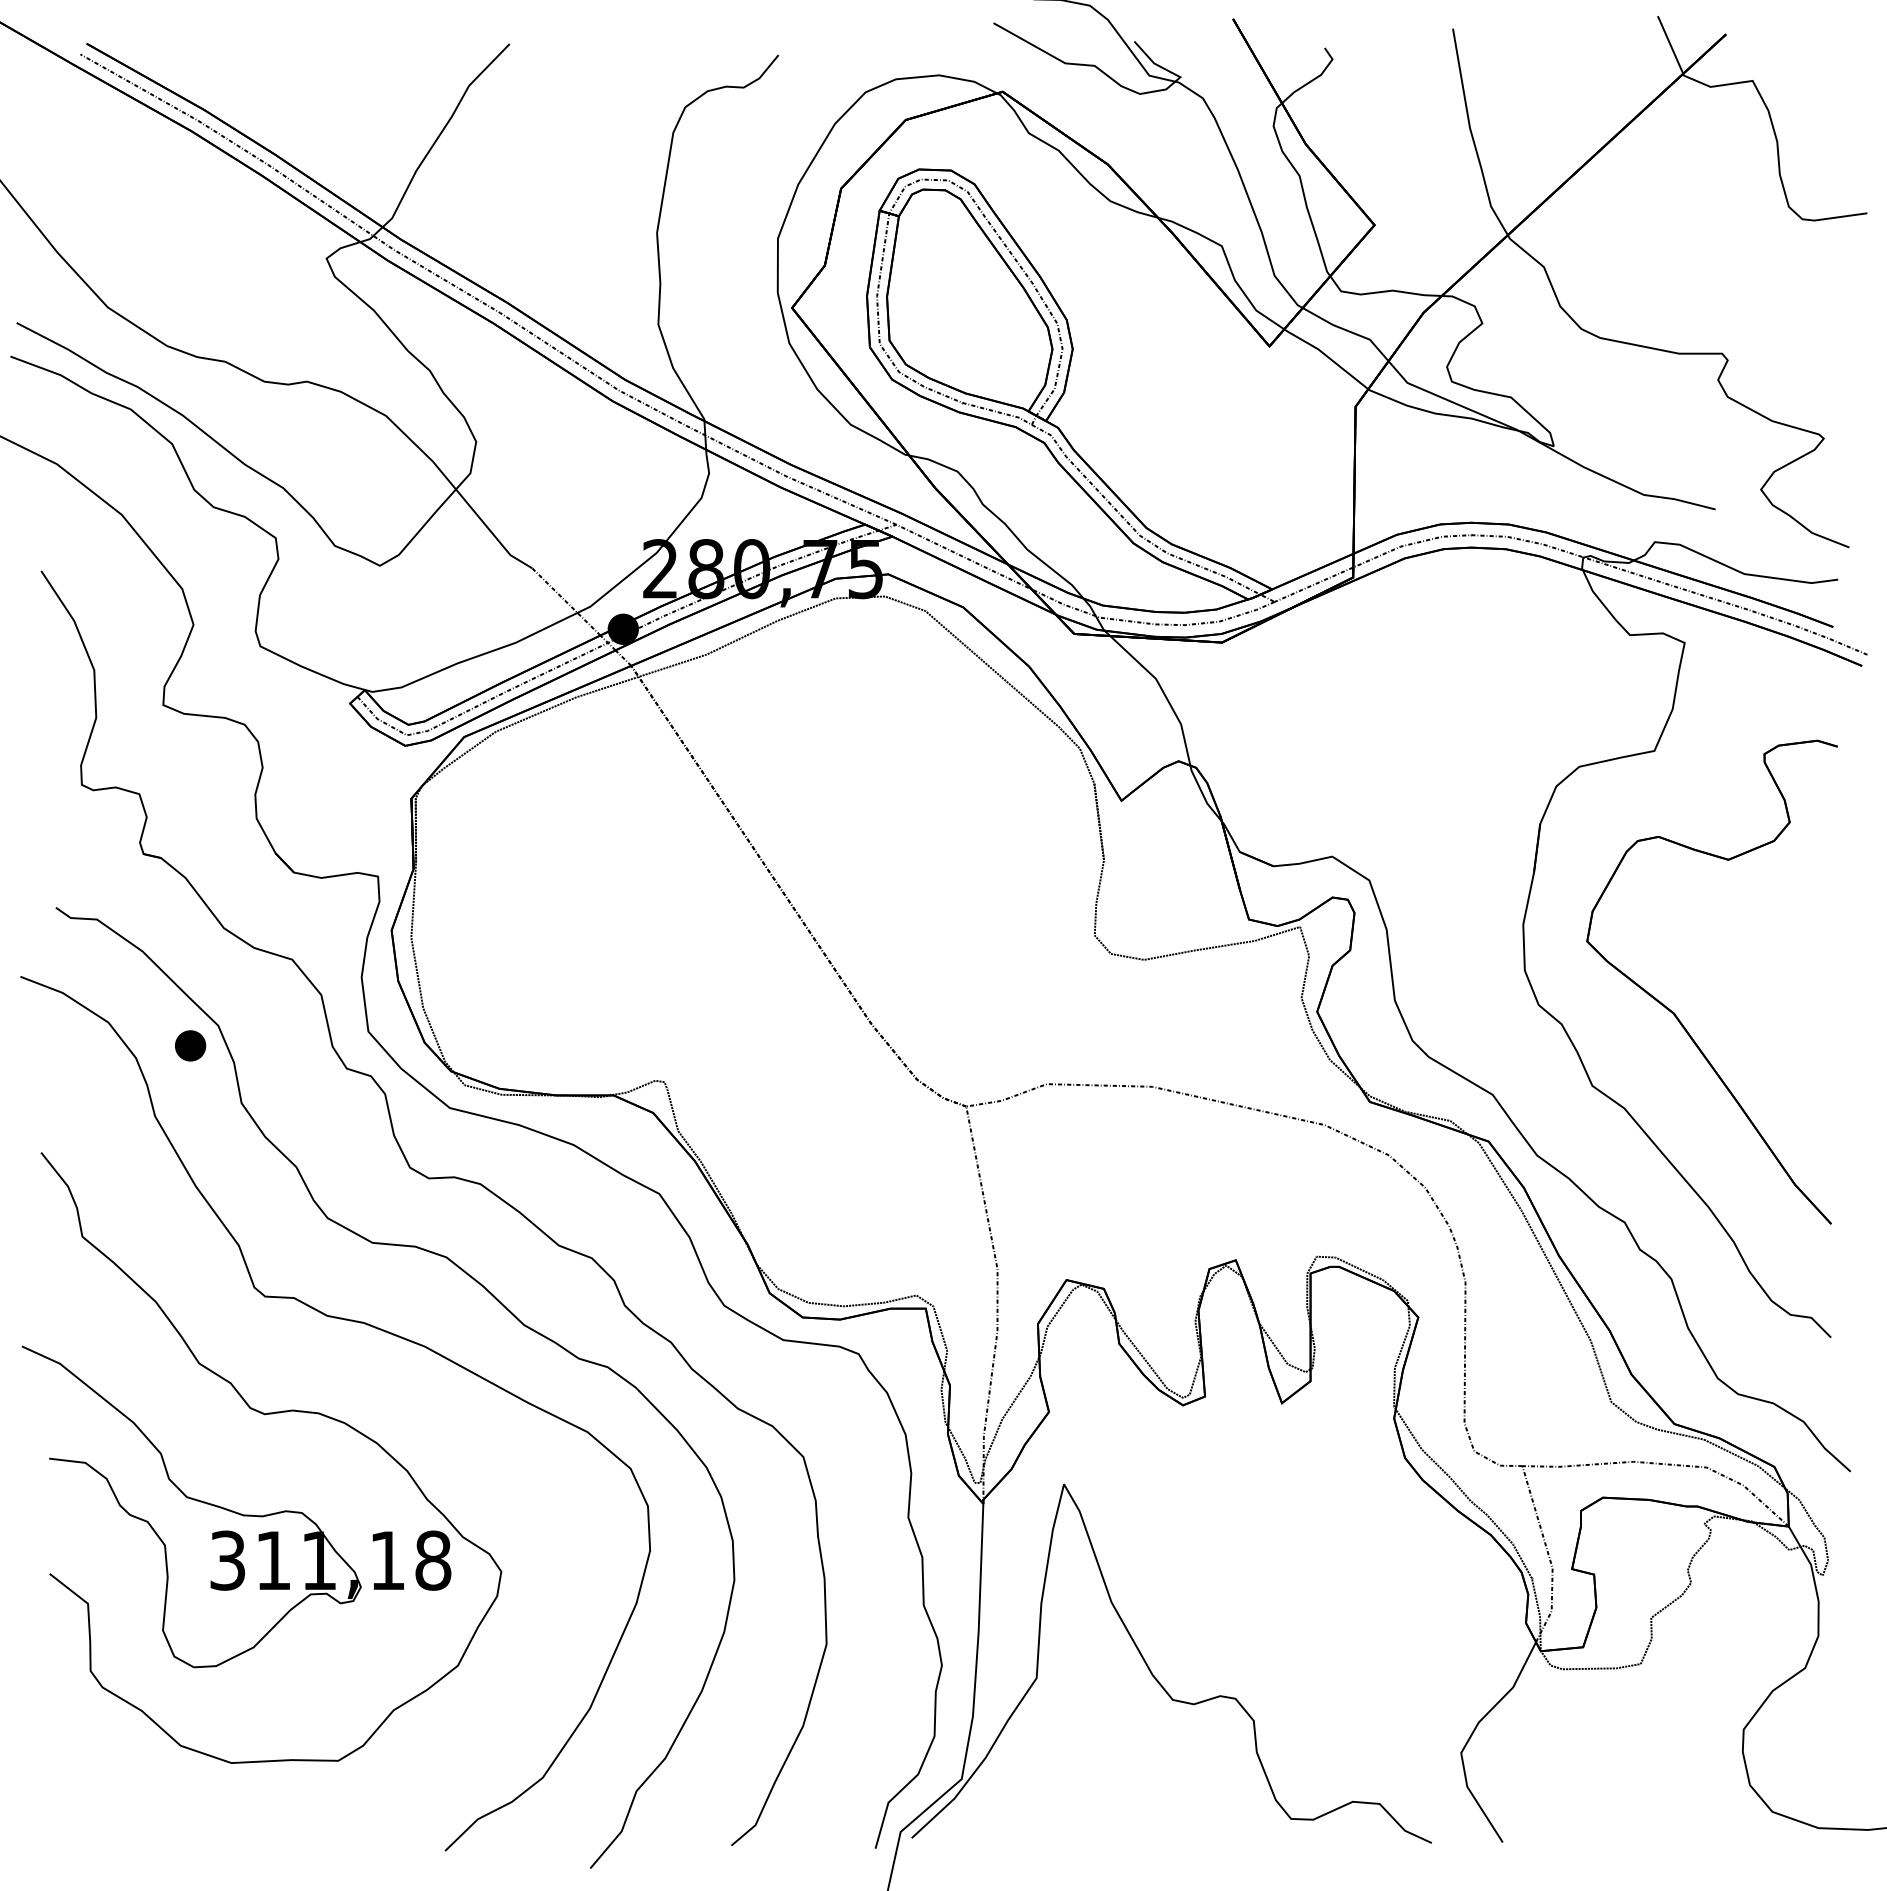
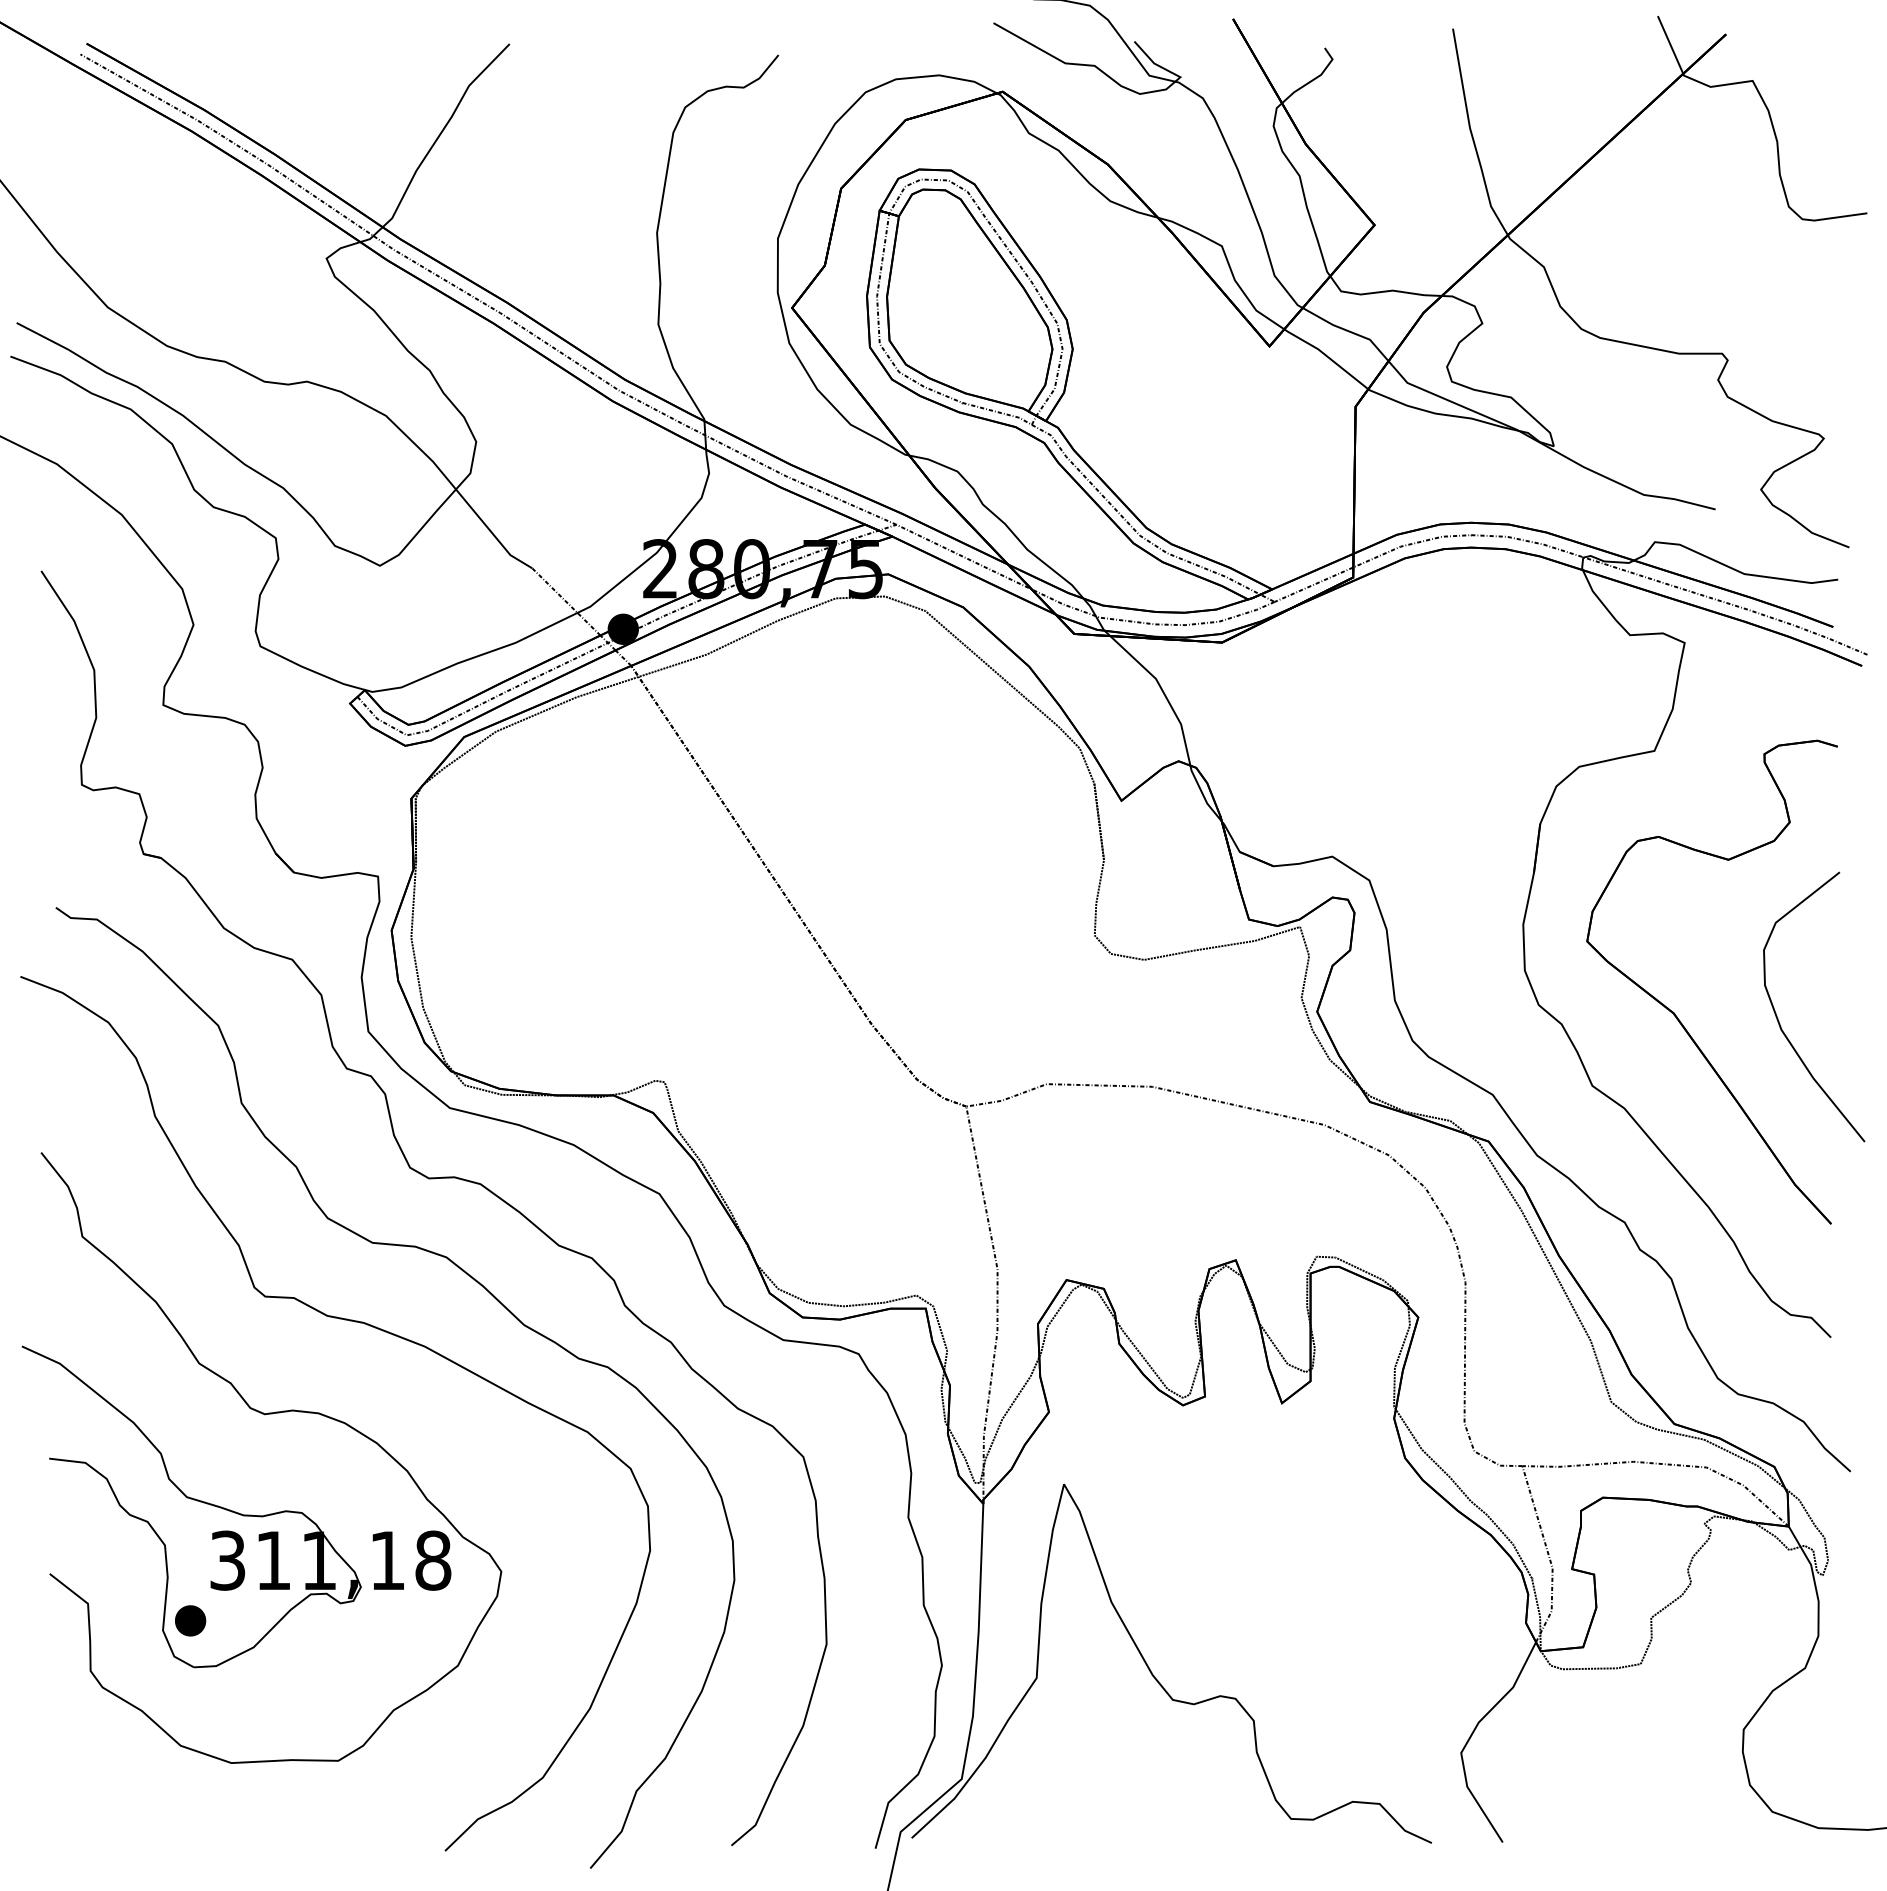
curve: none -> present (1778, 1018)
part position: (190, 1045) -> (190, 1620) (190, 1620)
